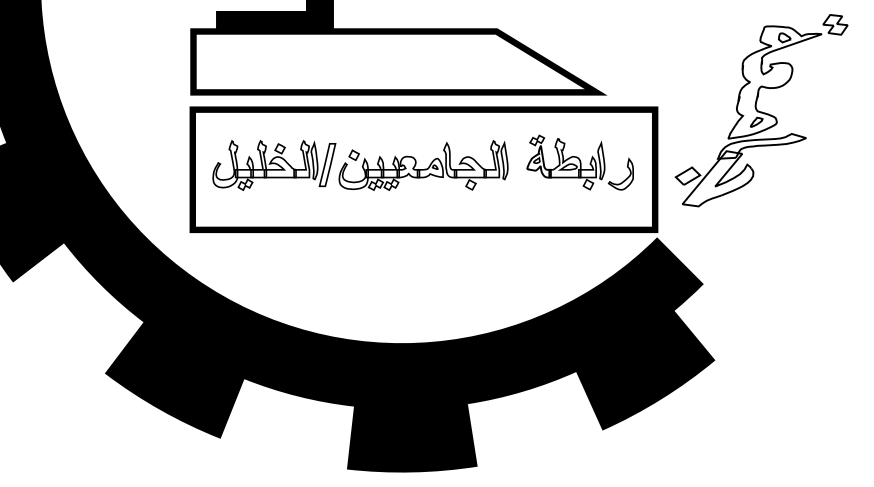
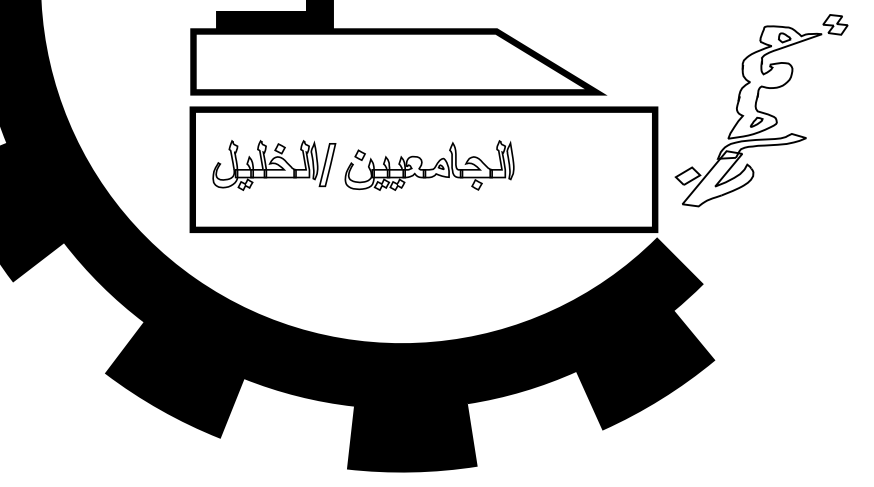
part: present -> none (579, 162)
part position: (423, 165) -> (429, 165) (429, 165)
